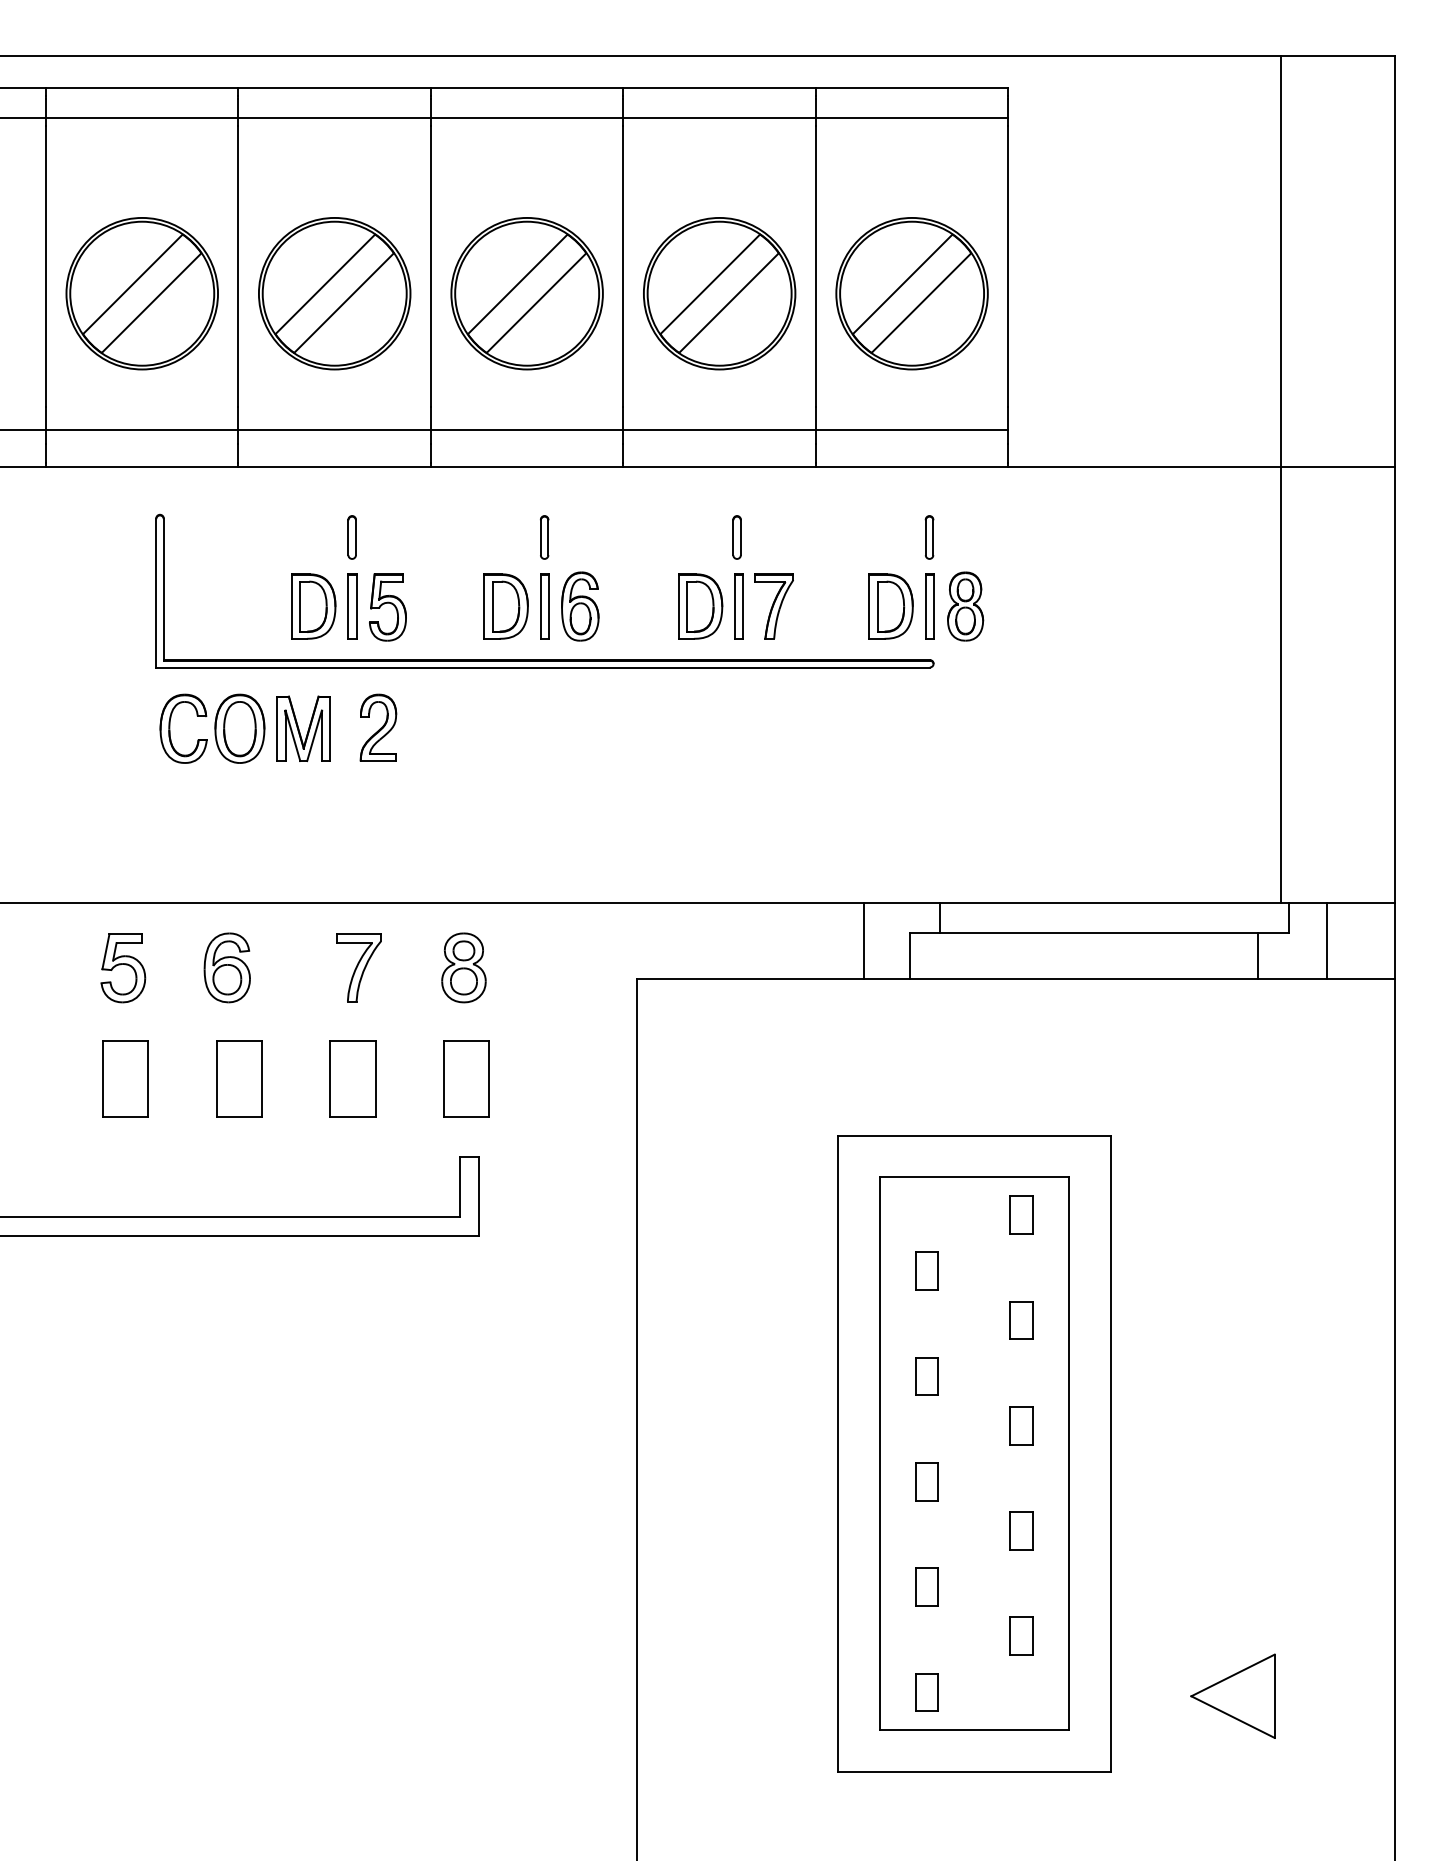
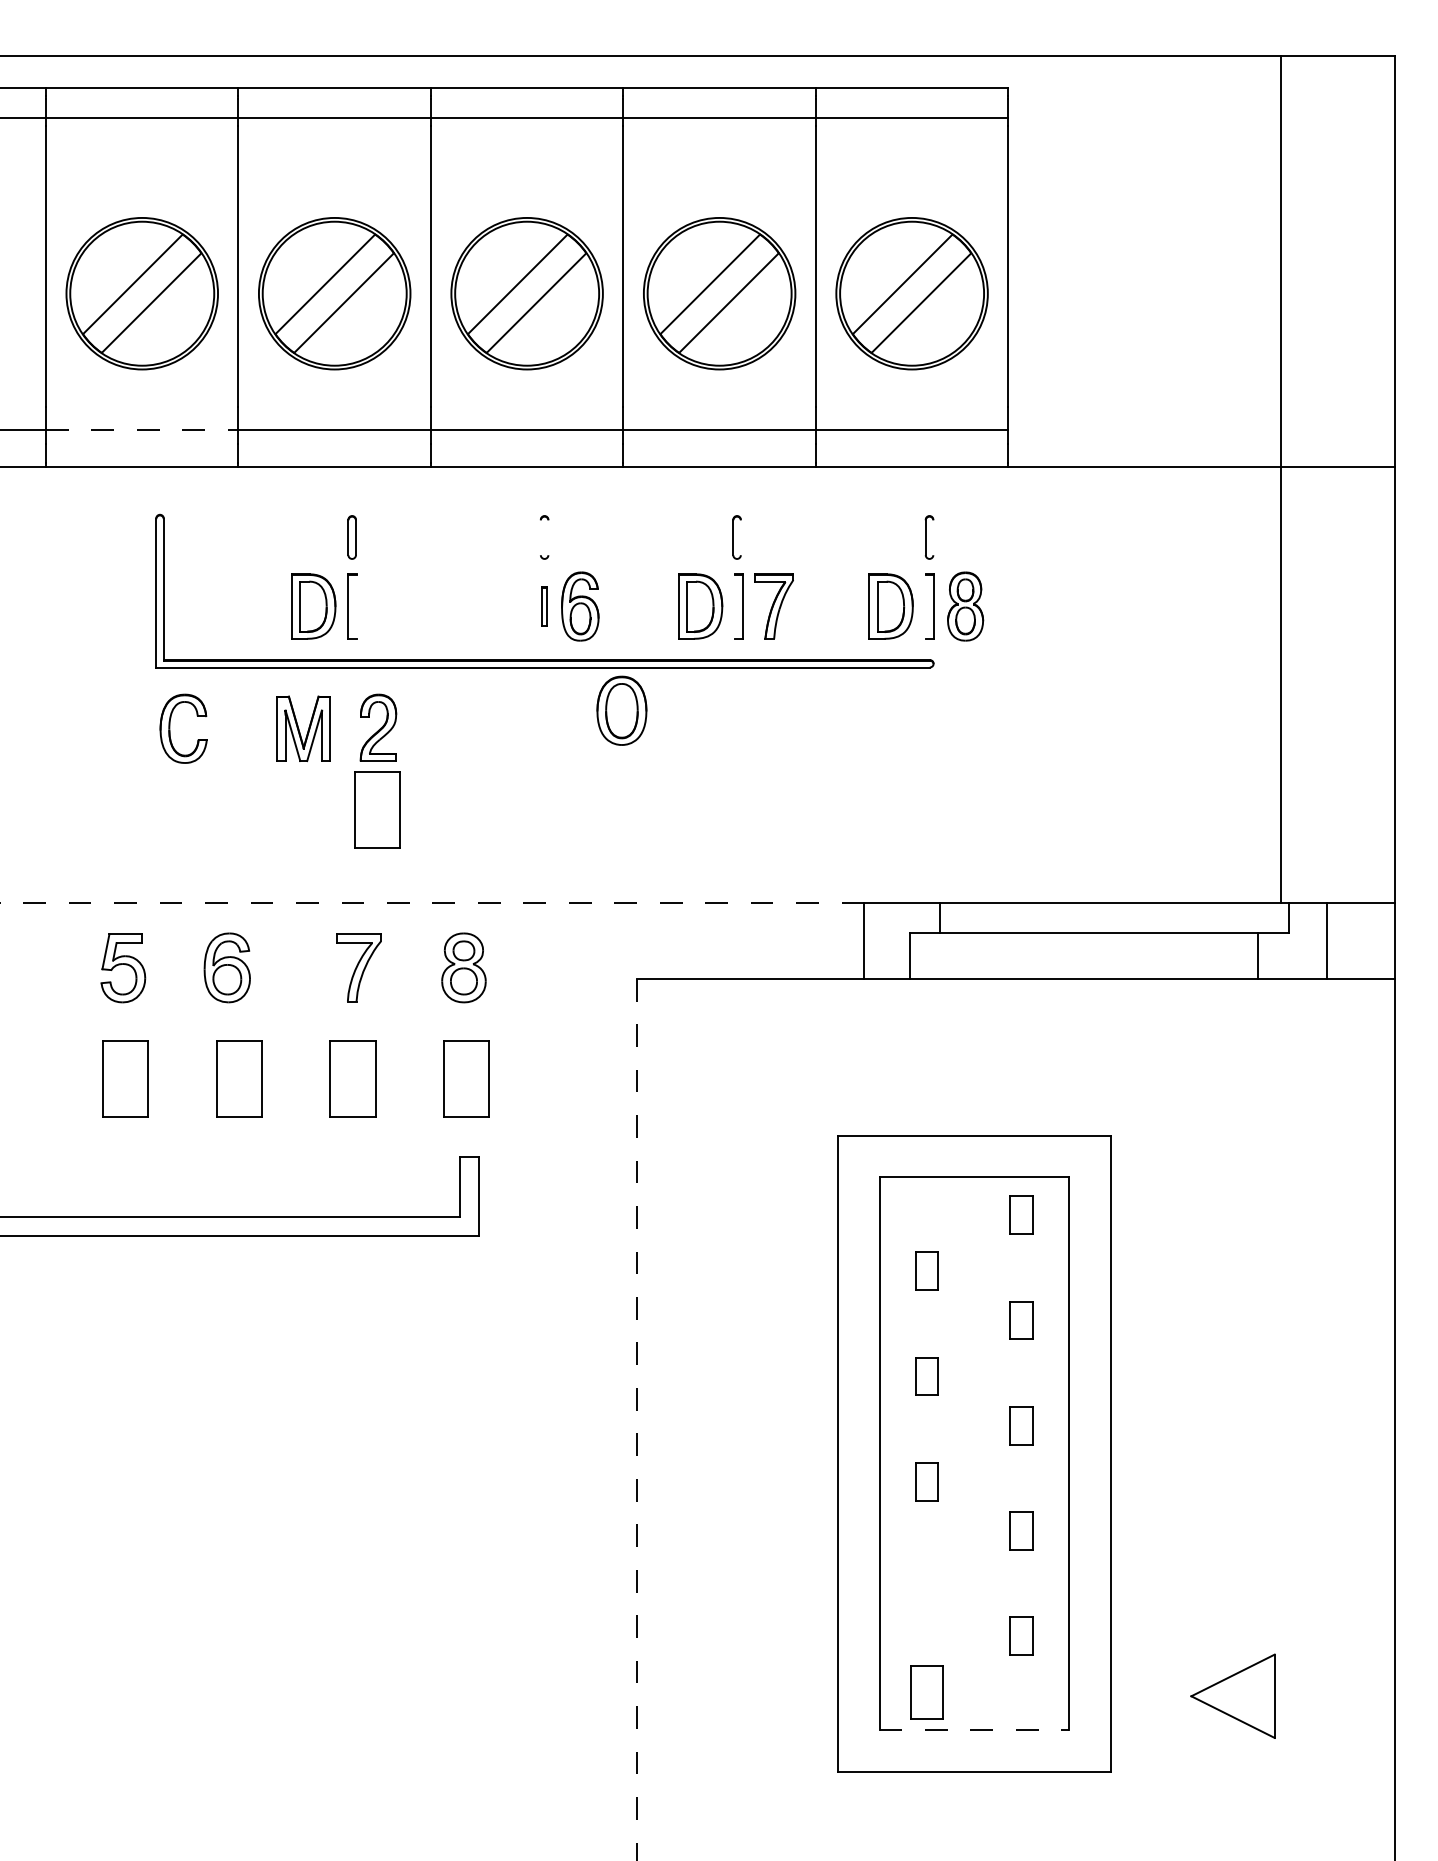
line: solid -> dashed (142, 430)
line: present -> none (540, 537)
line: present -> none (548, 537)
line: present -> none (740, 537)
line: present -> none (933, 537)
line: present -> none (356, 606)
part: present -> none (505, 606)
part size: 10x67 px -> 7x41 px (544, 606)
line: present -> none (735, 606)
line: present -> none (925, 606)
part: present -> none (387, 607)
part position: (239, 728) -> (621, 710) (621, 710)
part: none -> present (377, 809)
line: solid -> dashed (432, 902)
line: solid -> dashed (637, 1419)
part: present -> none (926, 1586)
part size: 24x39 px -> 34x55 px (926, 1692)
line: solid -> dashed (974, 1730)
